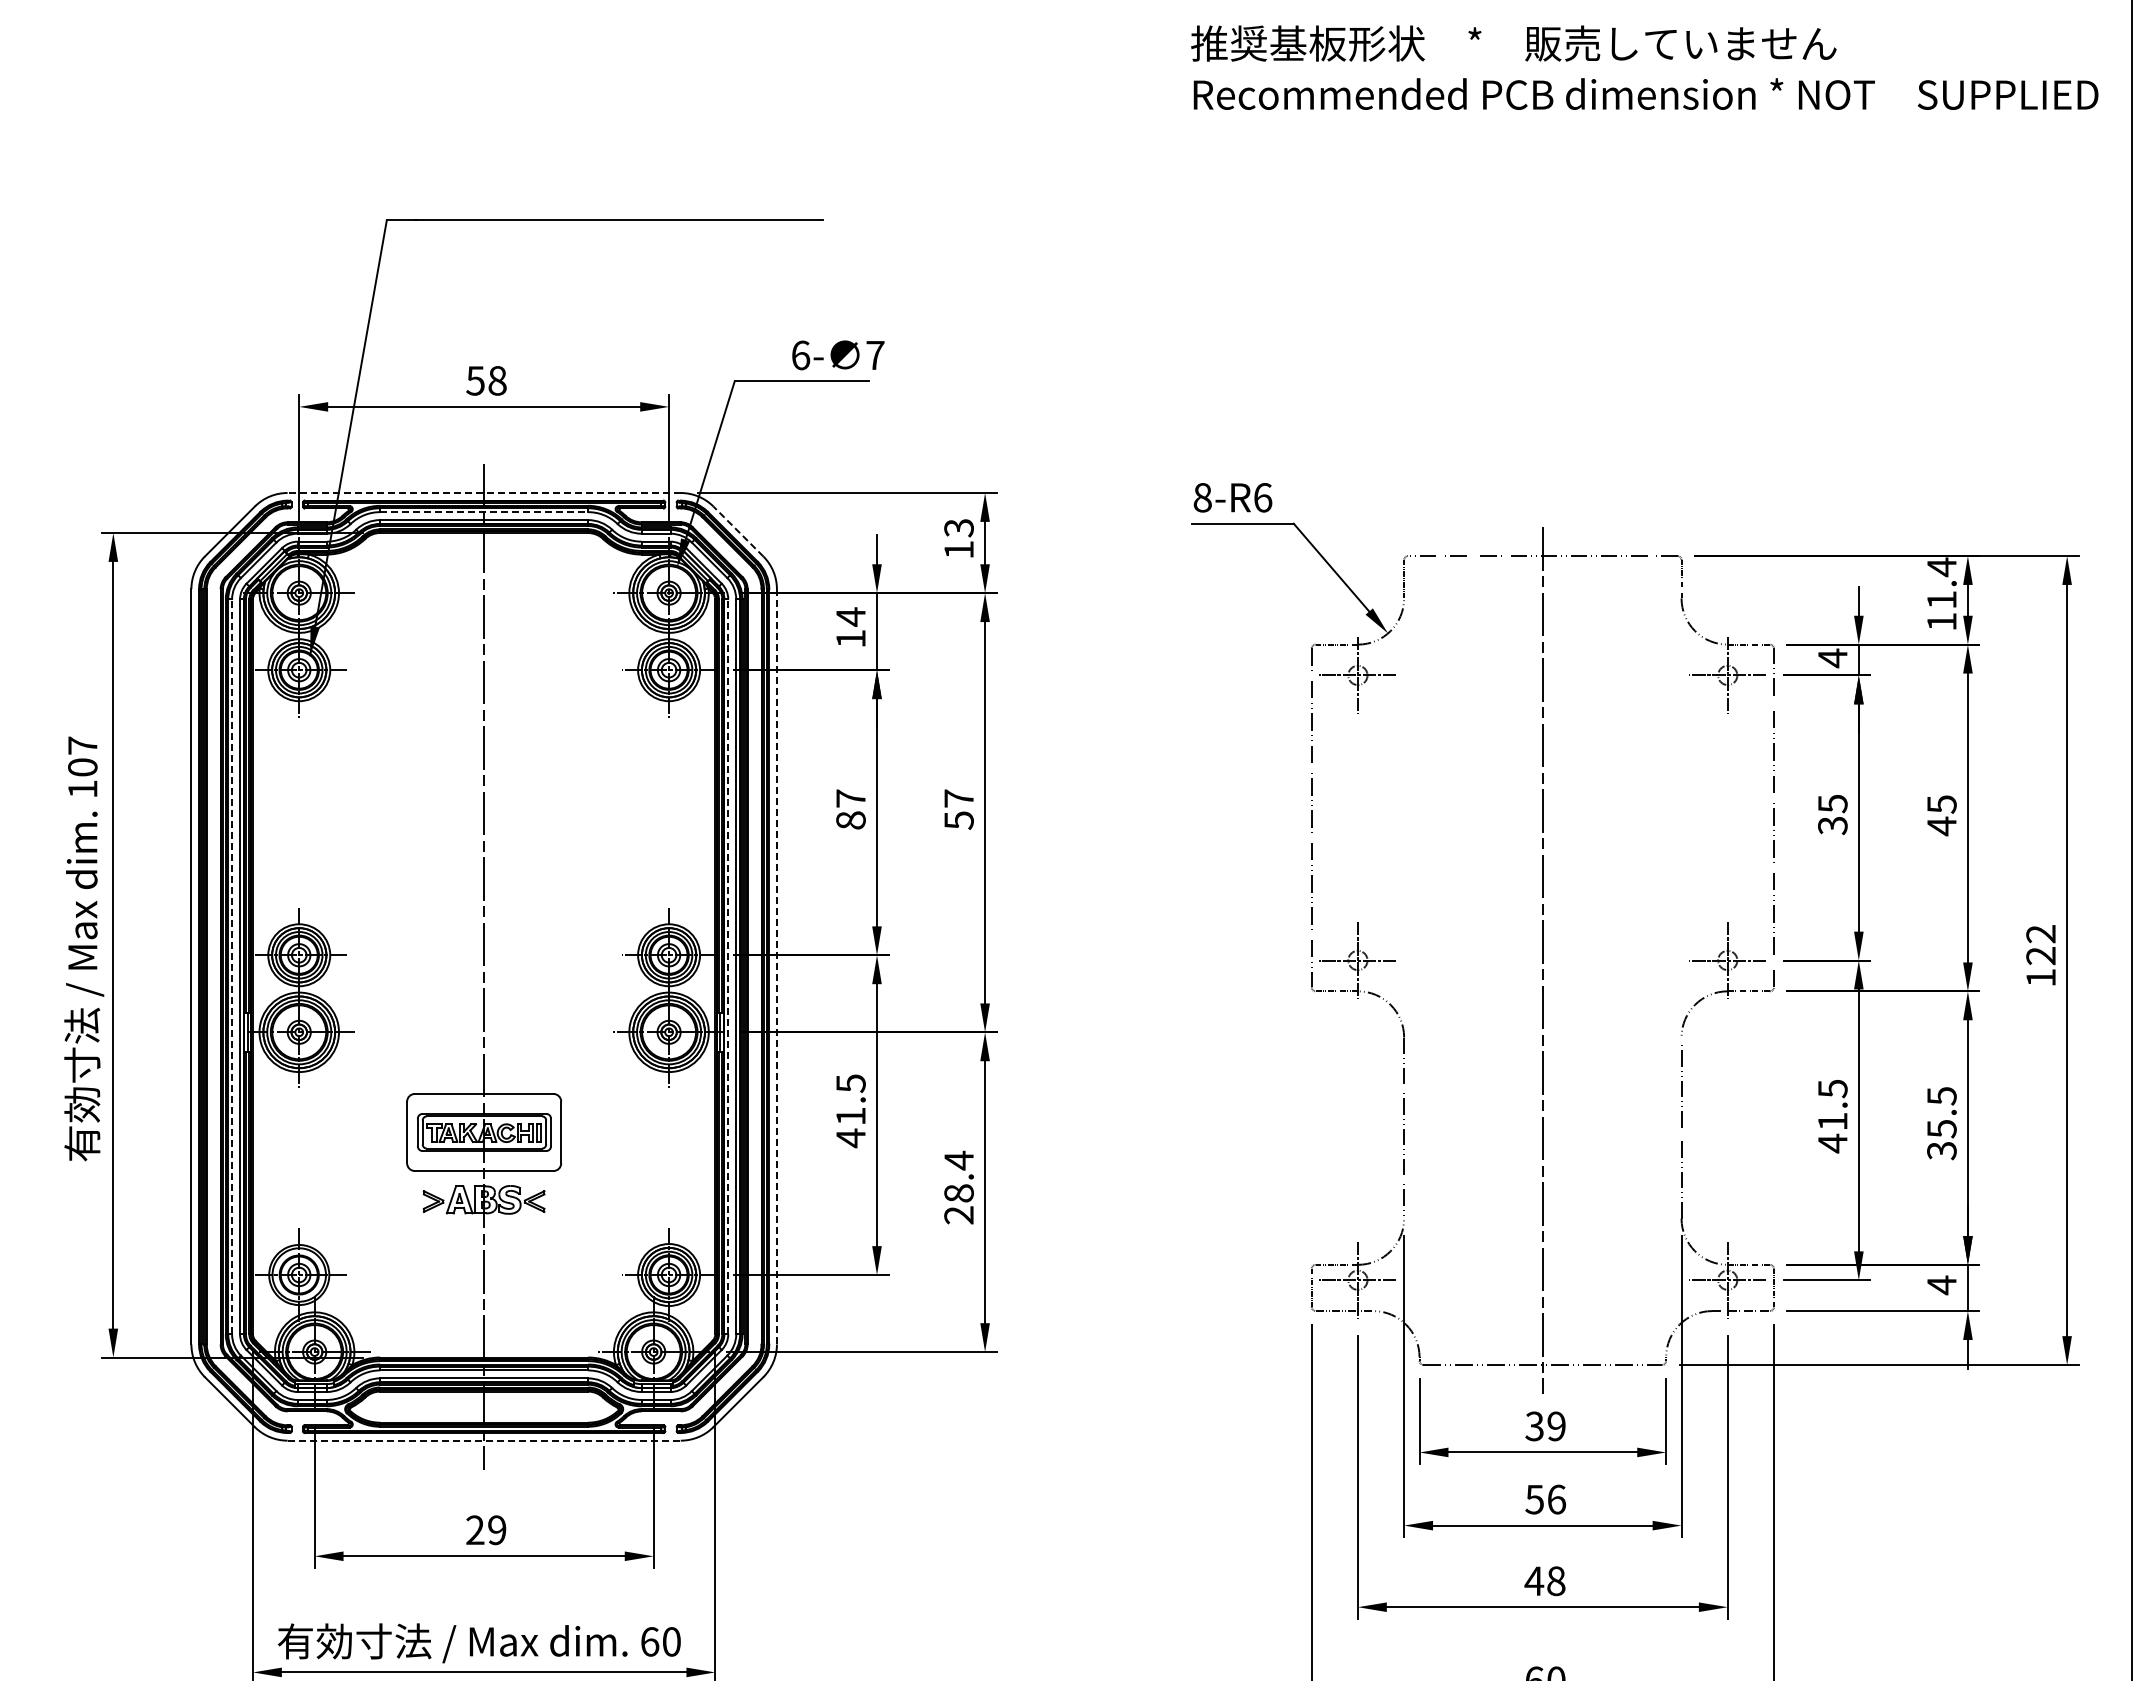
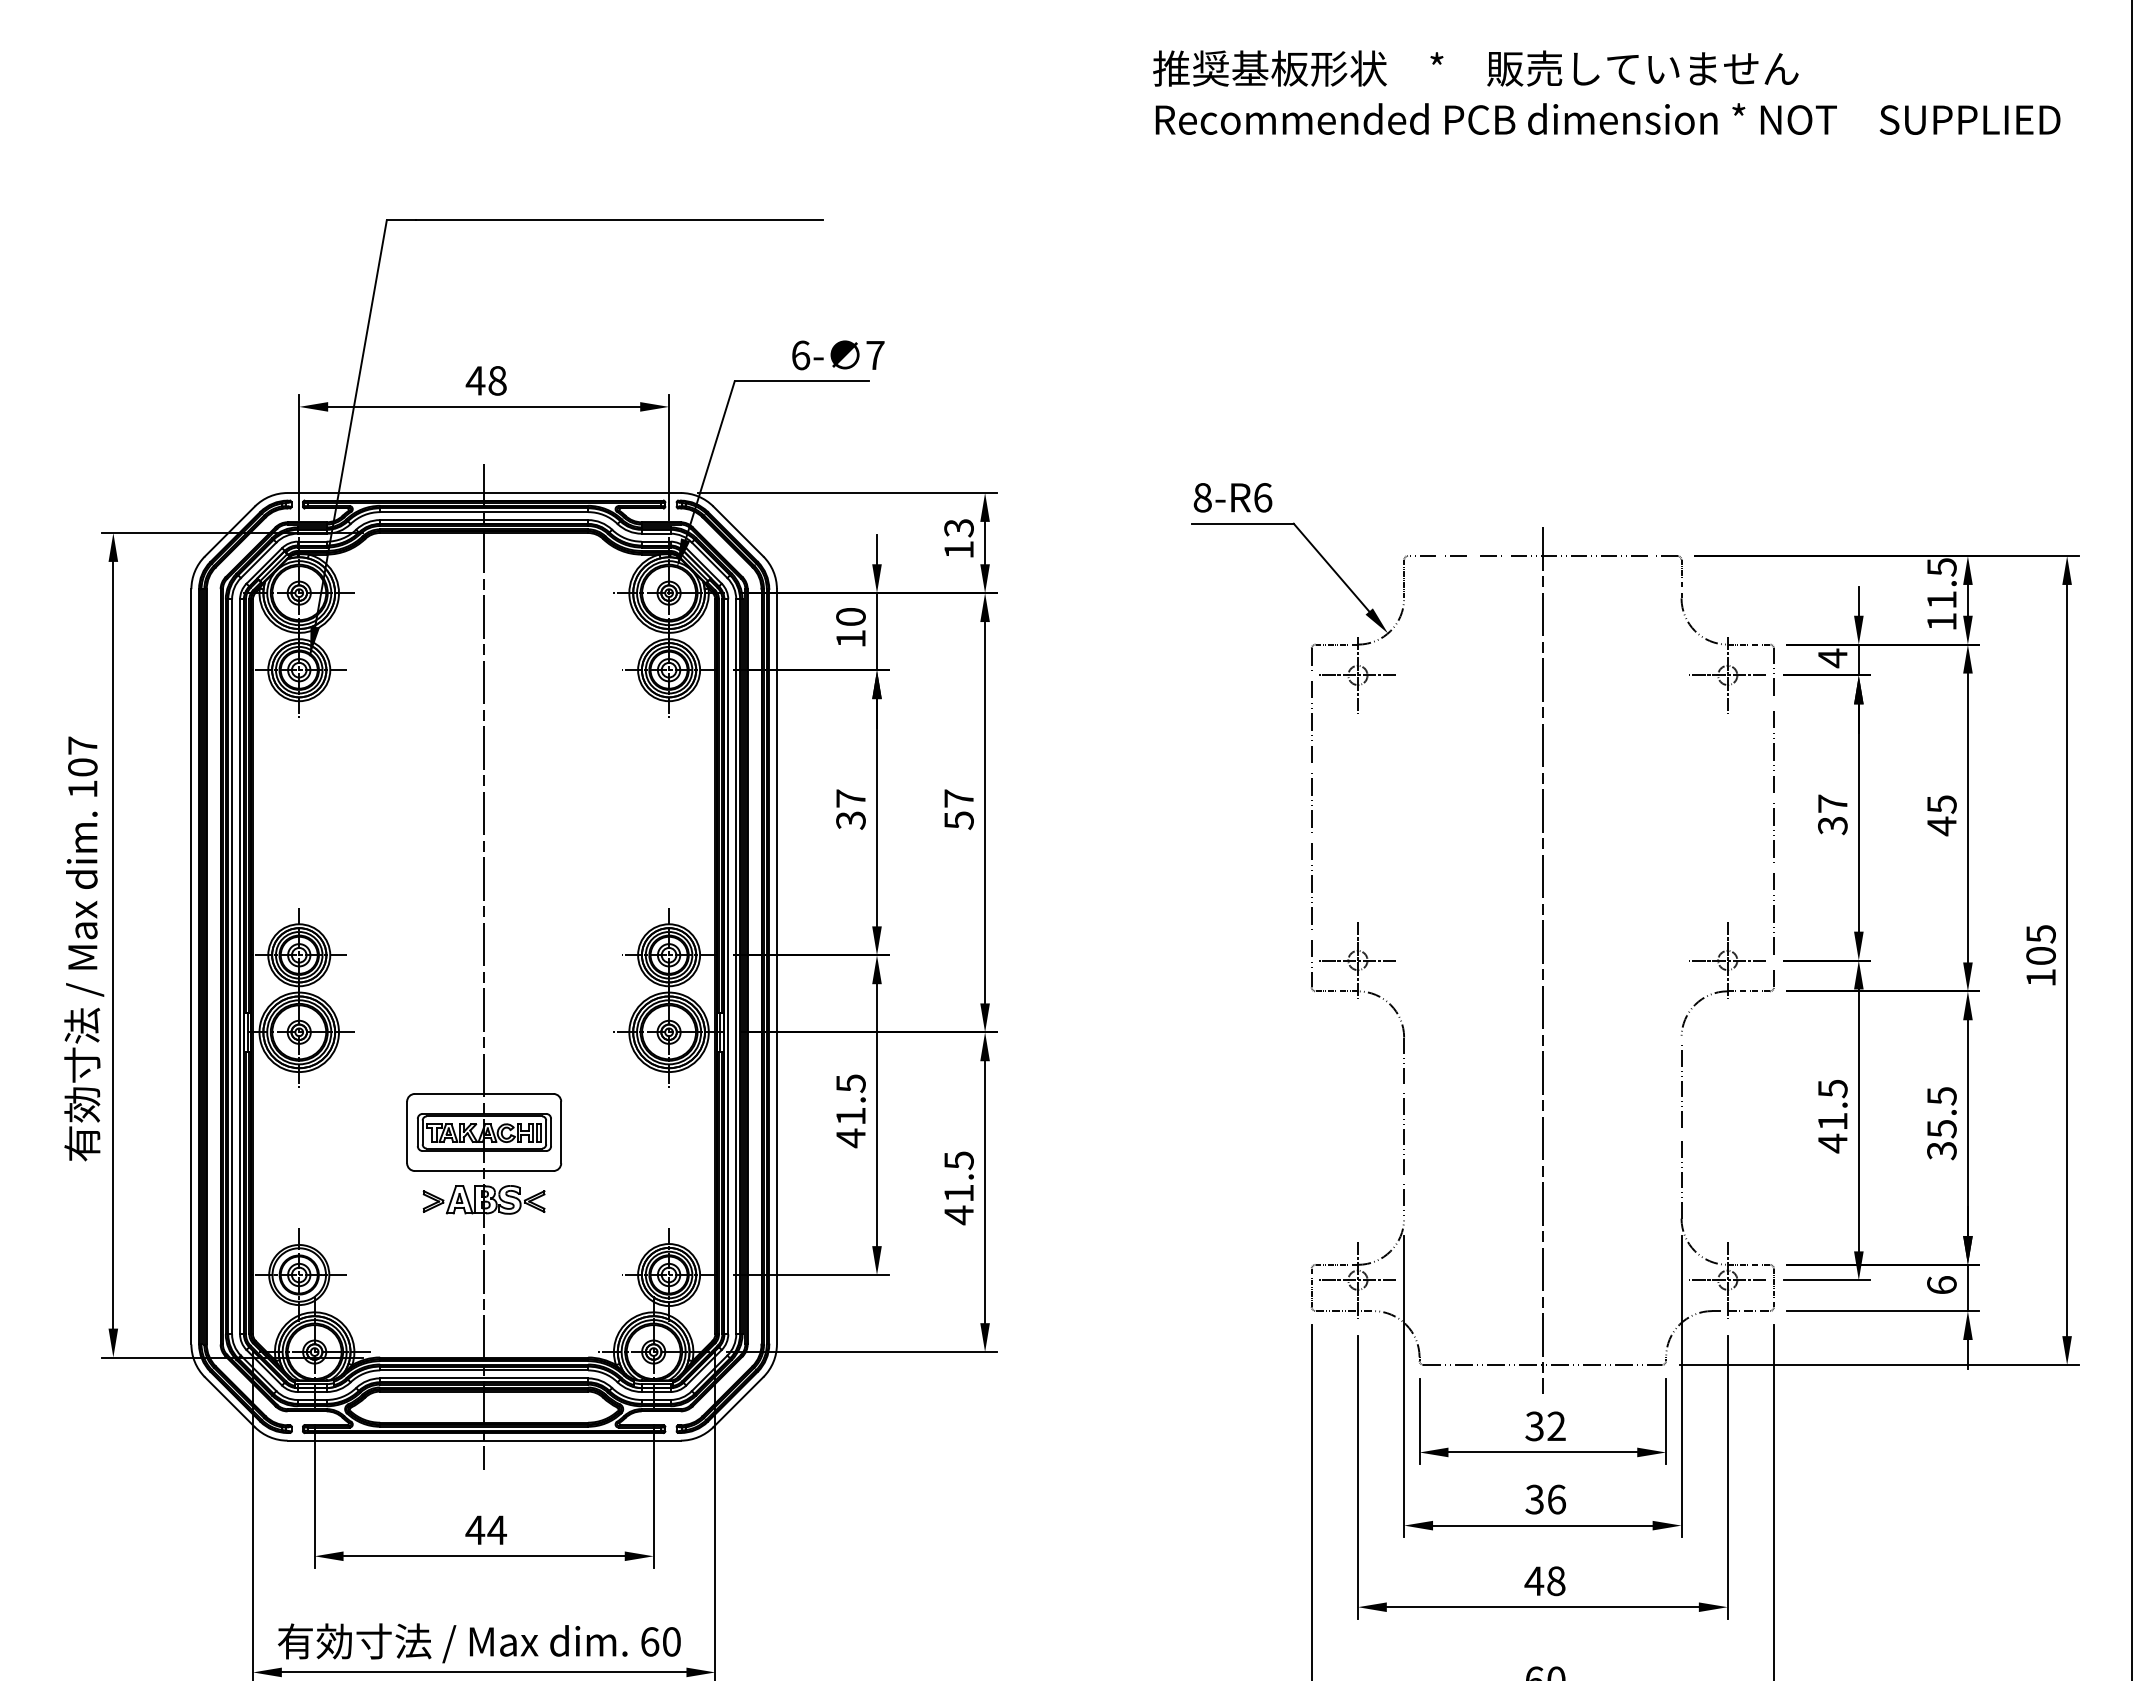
text position: (1644, 67) -> (1606, 92) (1606, 92)
text: 58 -> 48 (475, 380)
line: dashed -> solid (484, 493)
line: dashed -> solid (484, 512)
line: dashed -> solid (738, 531)
text: 11.4 -> 11.5 (1941, 567)
text: 14 -> 10 (850, 616)
text: 35 -> 37 (1832, 803)
text: 87 -> 37 (850, 820)
text: 122 -> 105 (2040, 945)
line: dashed -> solid (232, 966)
line: dashed -> solid (728, 966)
line: dashed -> solid (776, 966)
text: 28.4 -> 41.5 (958, 1187)
text: 4 -> 6 (1941, 1285)
text: 39 -> 32 (1556, 1426)
line: dashed -> solid (484, 1440)
text: 56 -> 36 (1534, 1498)
text: 29 -> 44 (485, 1530)
